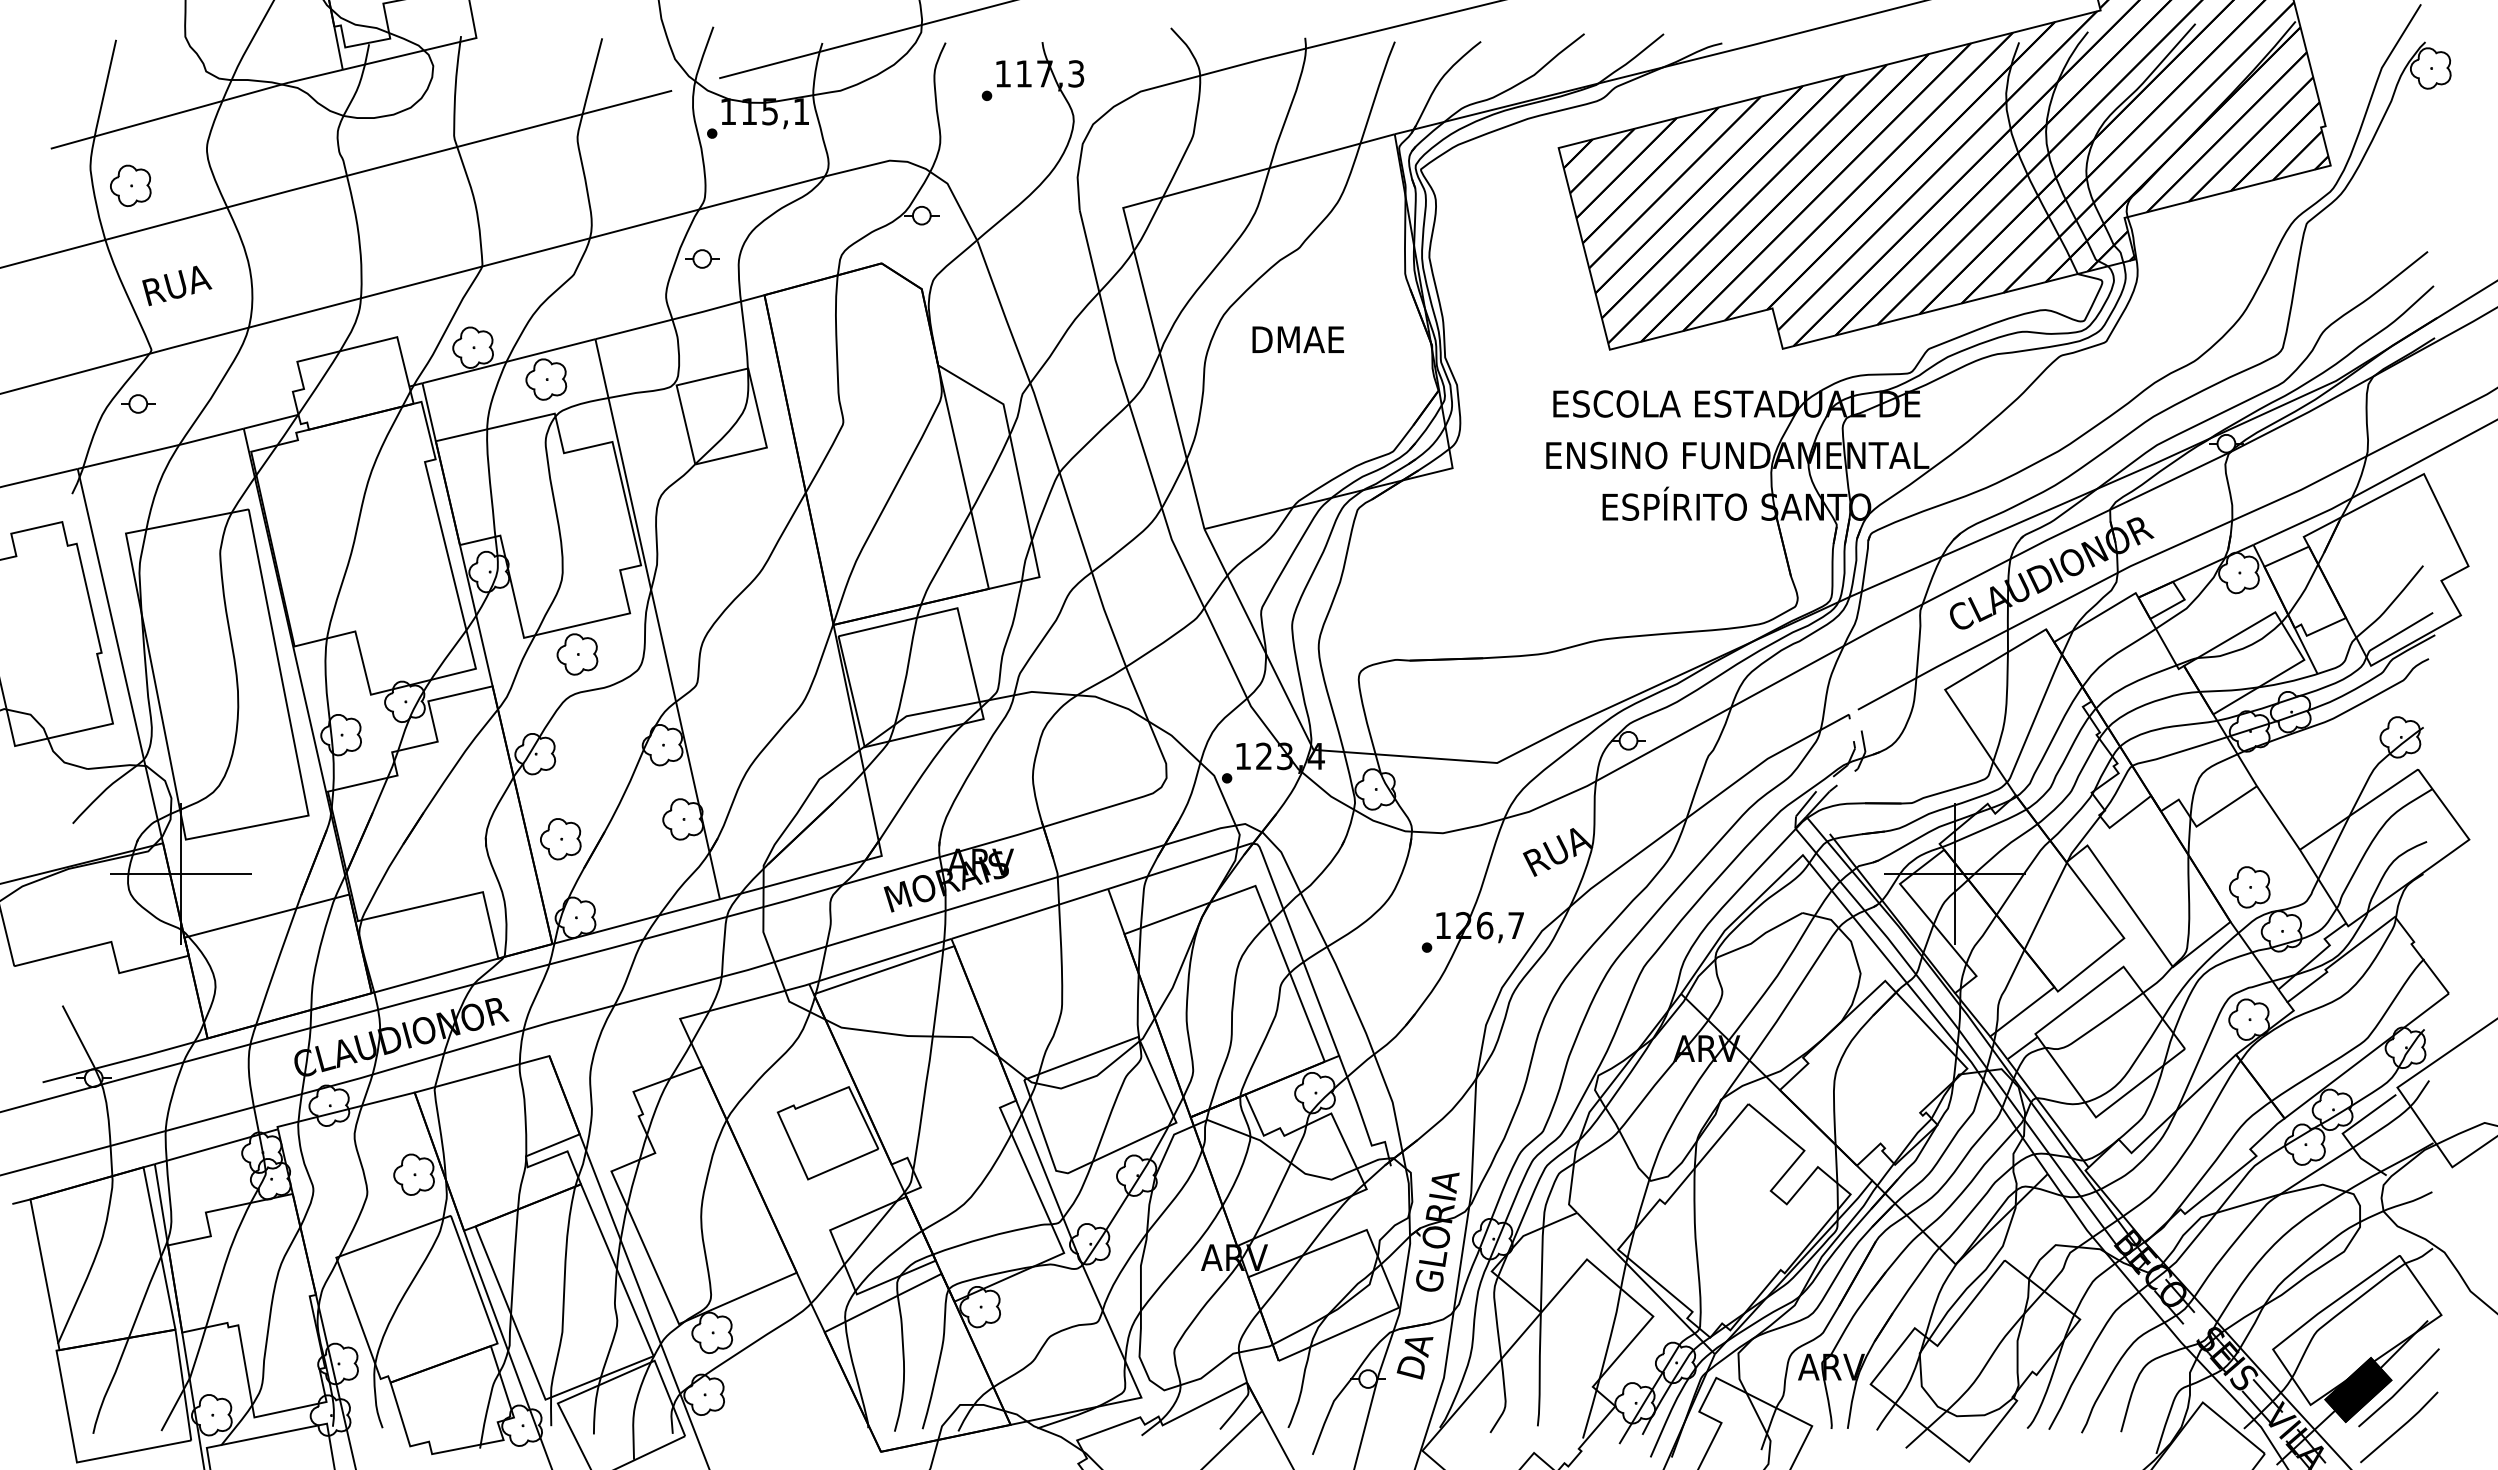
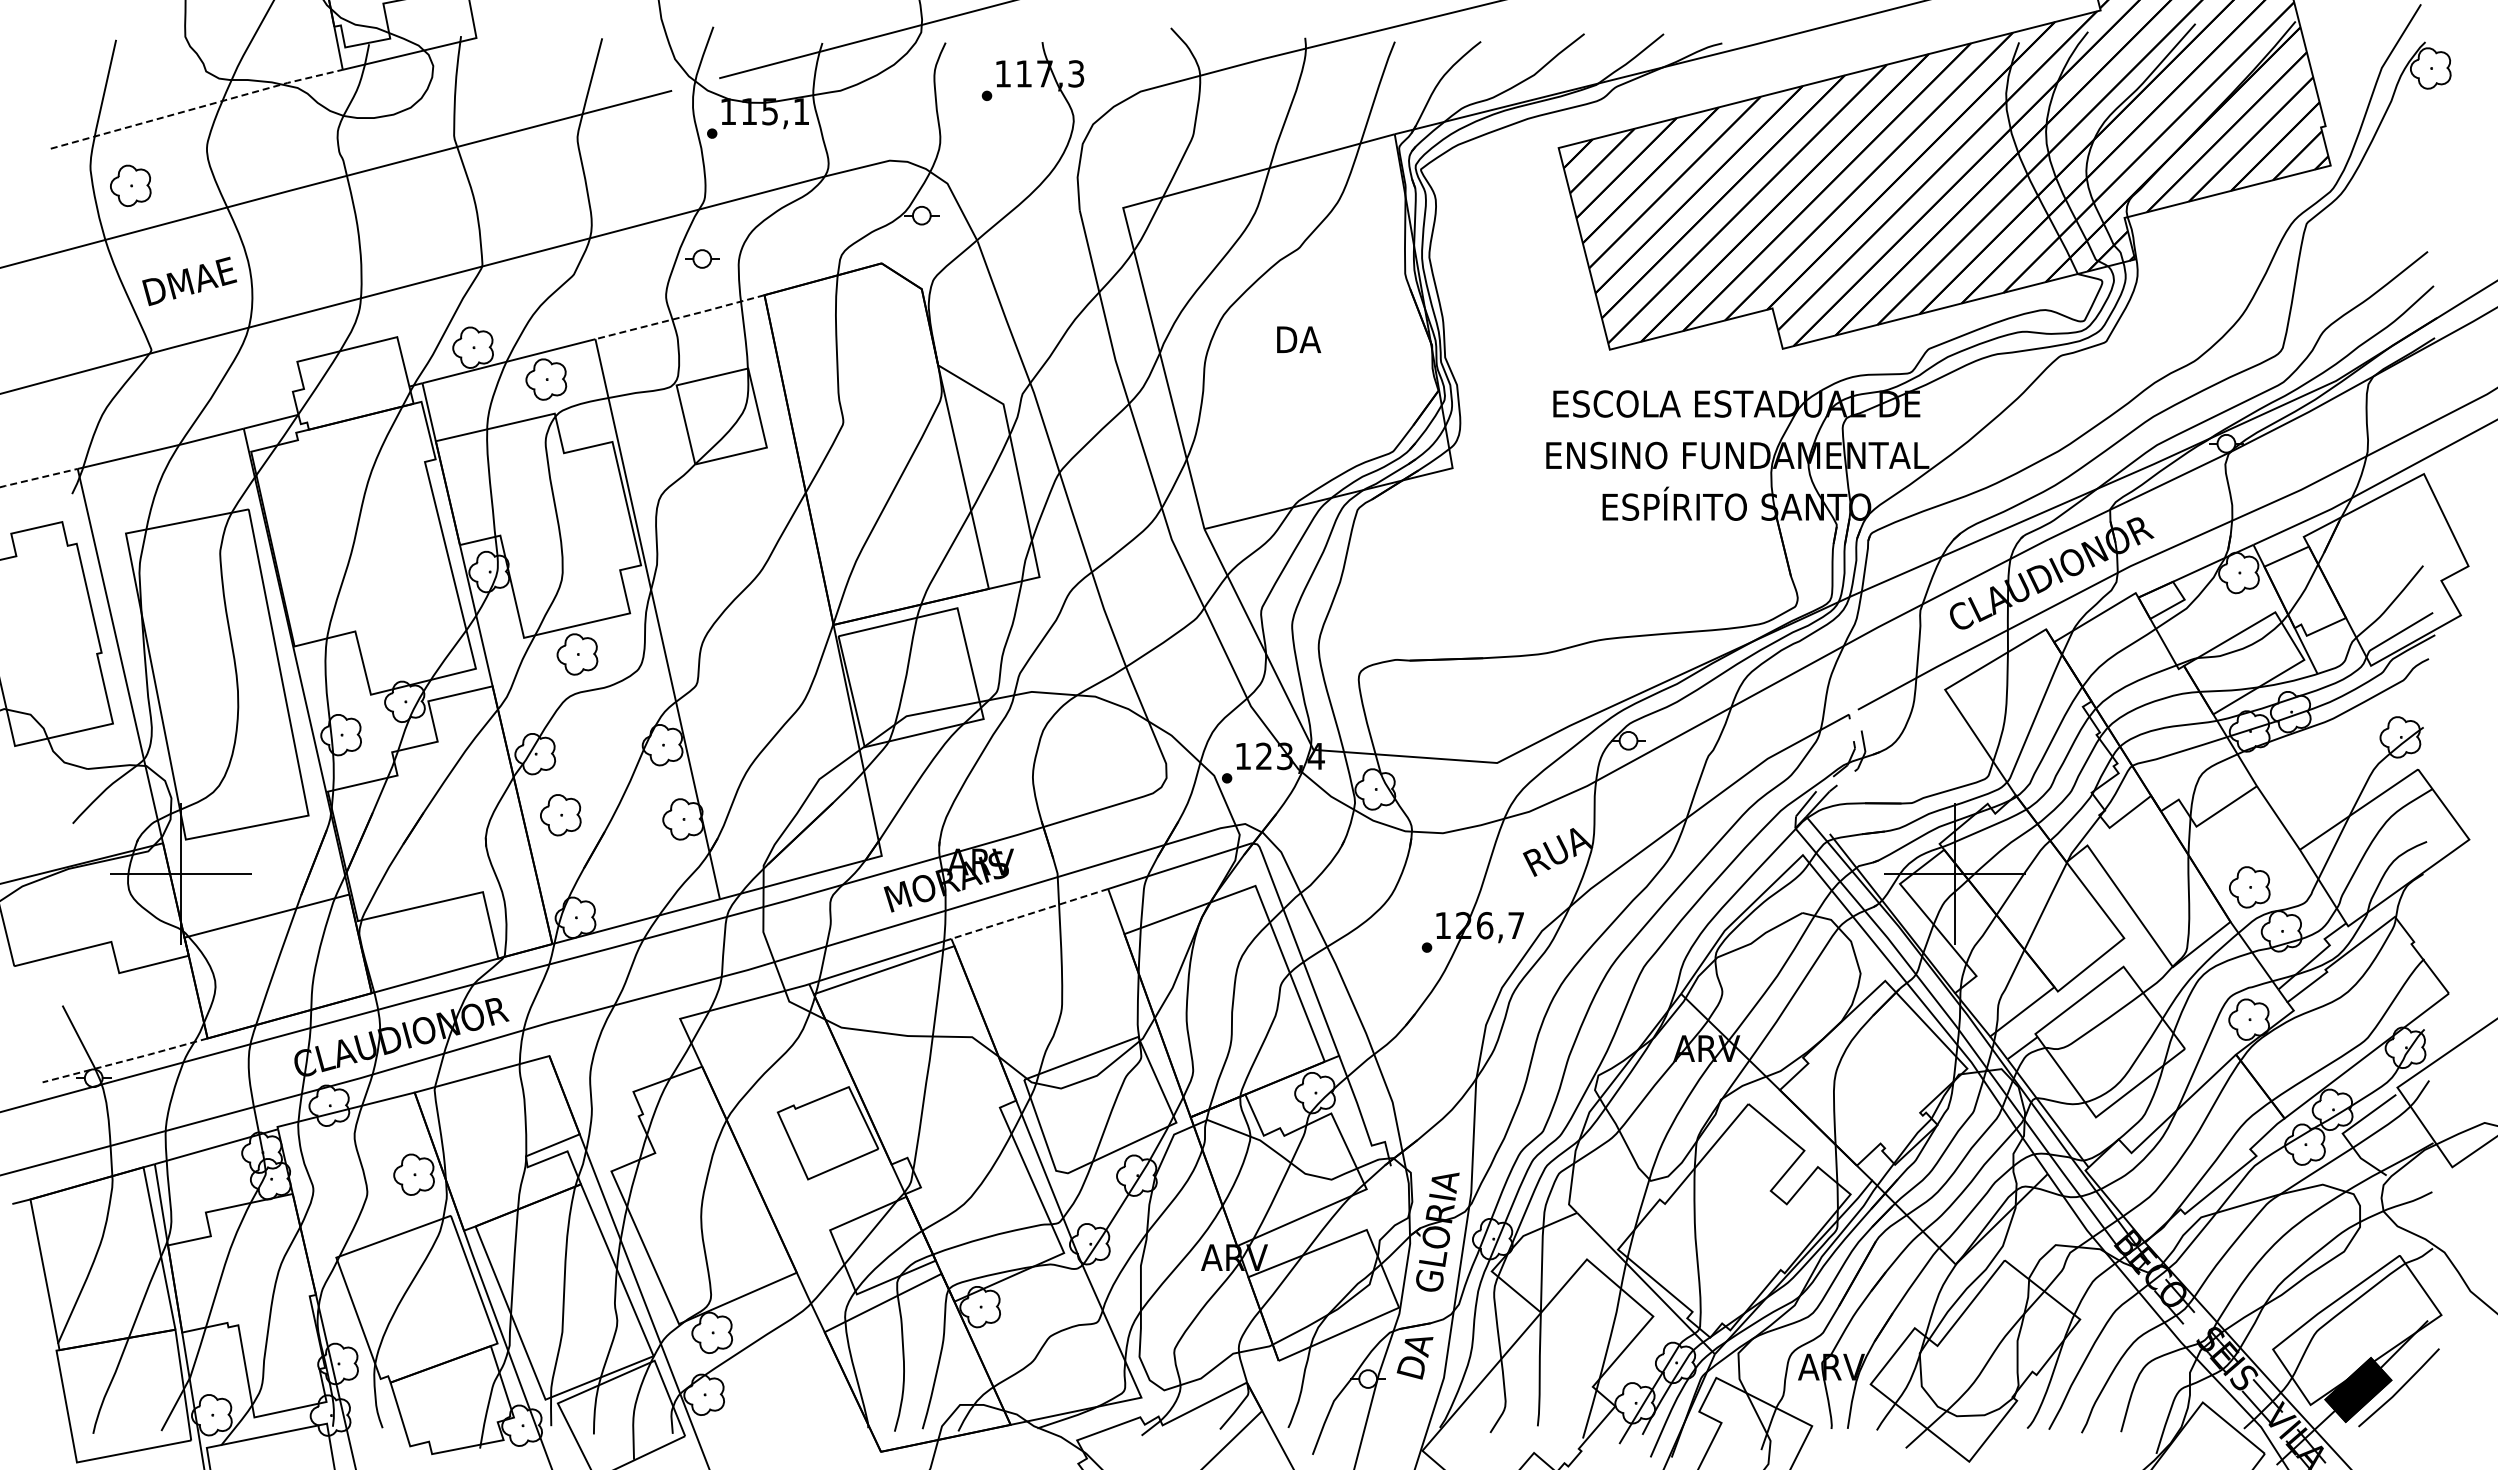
line: solid -> dashed (197, 108)
text: RUA -> DMAE (192, 280)
line: solid -> dashed (679, 317)
text: DMAE -> DA (1297, 339)
part: present -> none (138, 403)
line: solid -> dashed (39, 478)
part position: (560, 839) -> (560, 815) (560, 815)
line: solid -> dashed (1029, 914)
line: solid -> dashed (125, 1060)
line: present -> none (2399, 1427)
